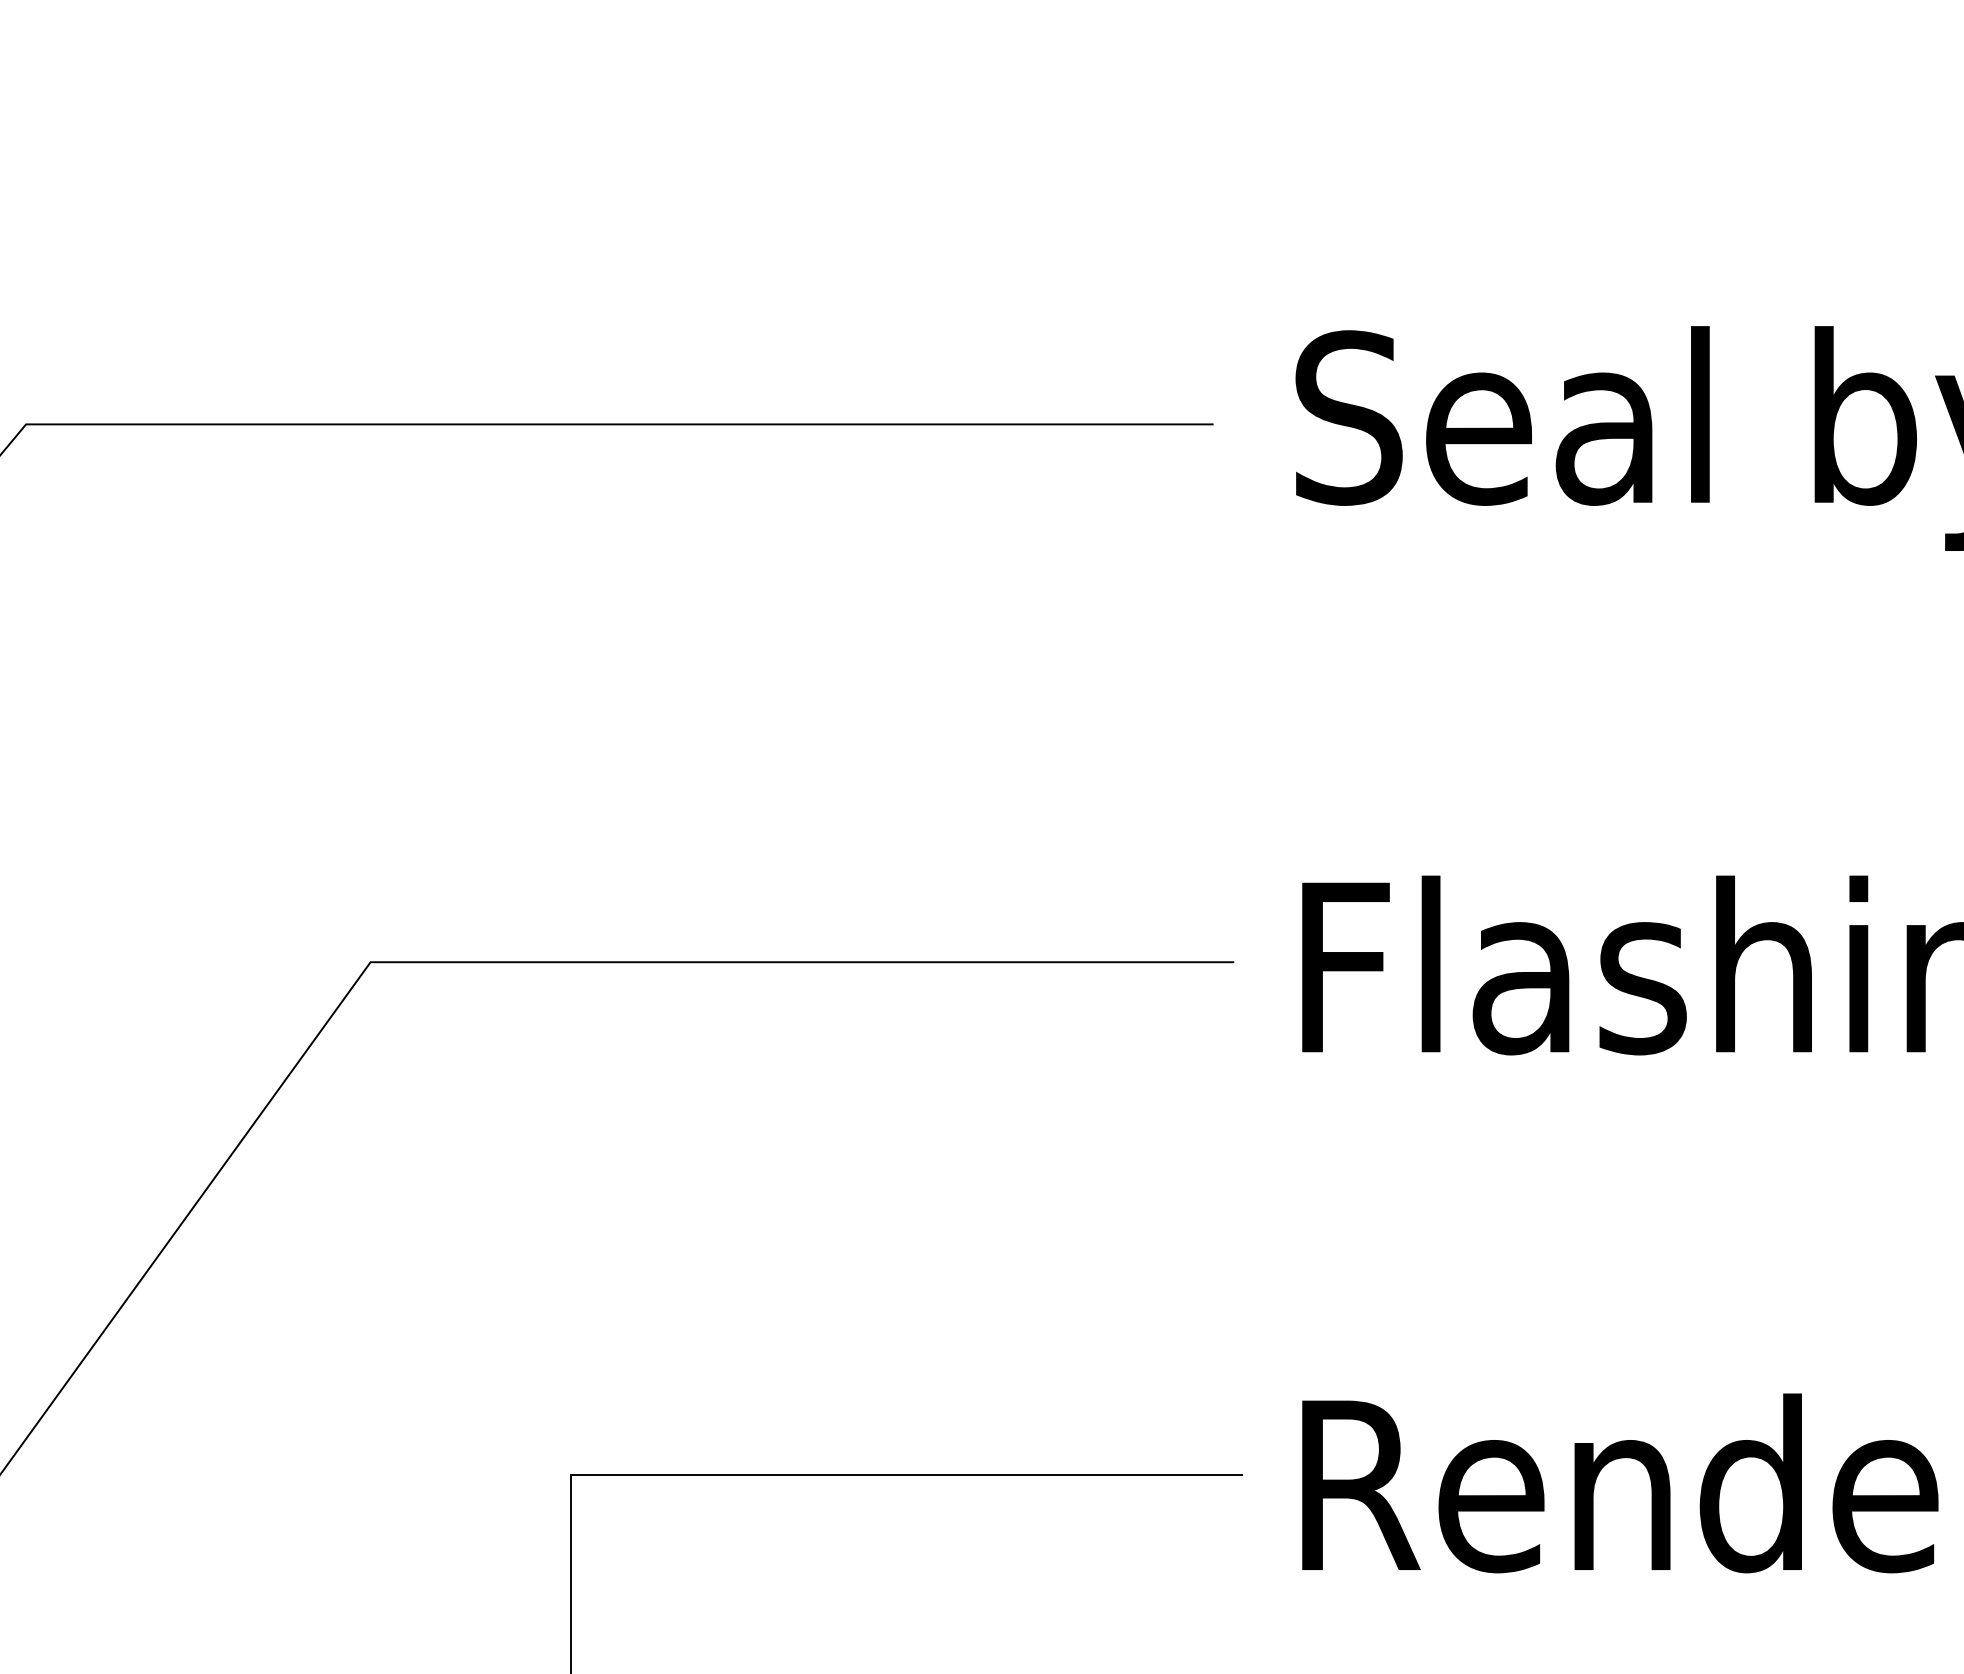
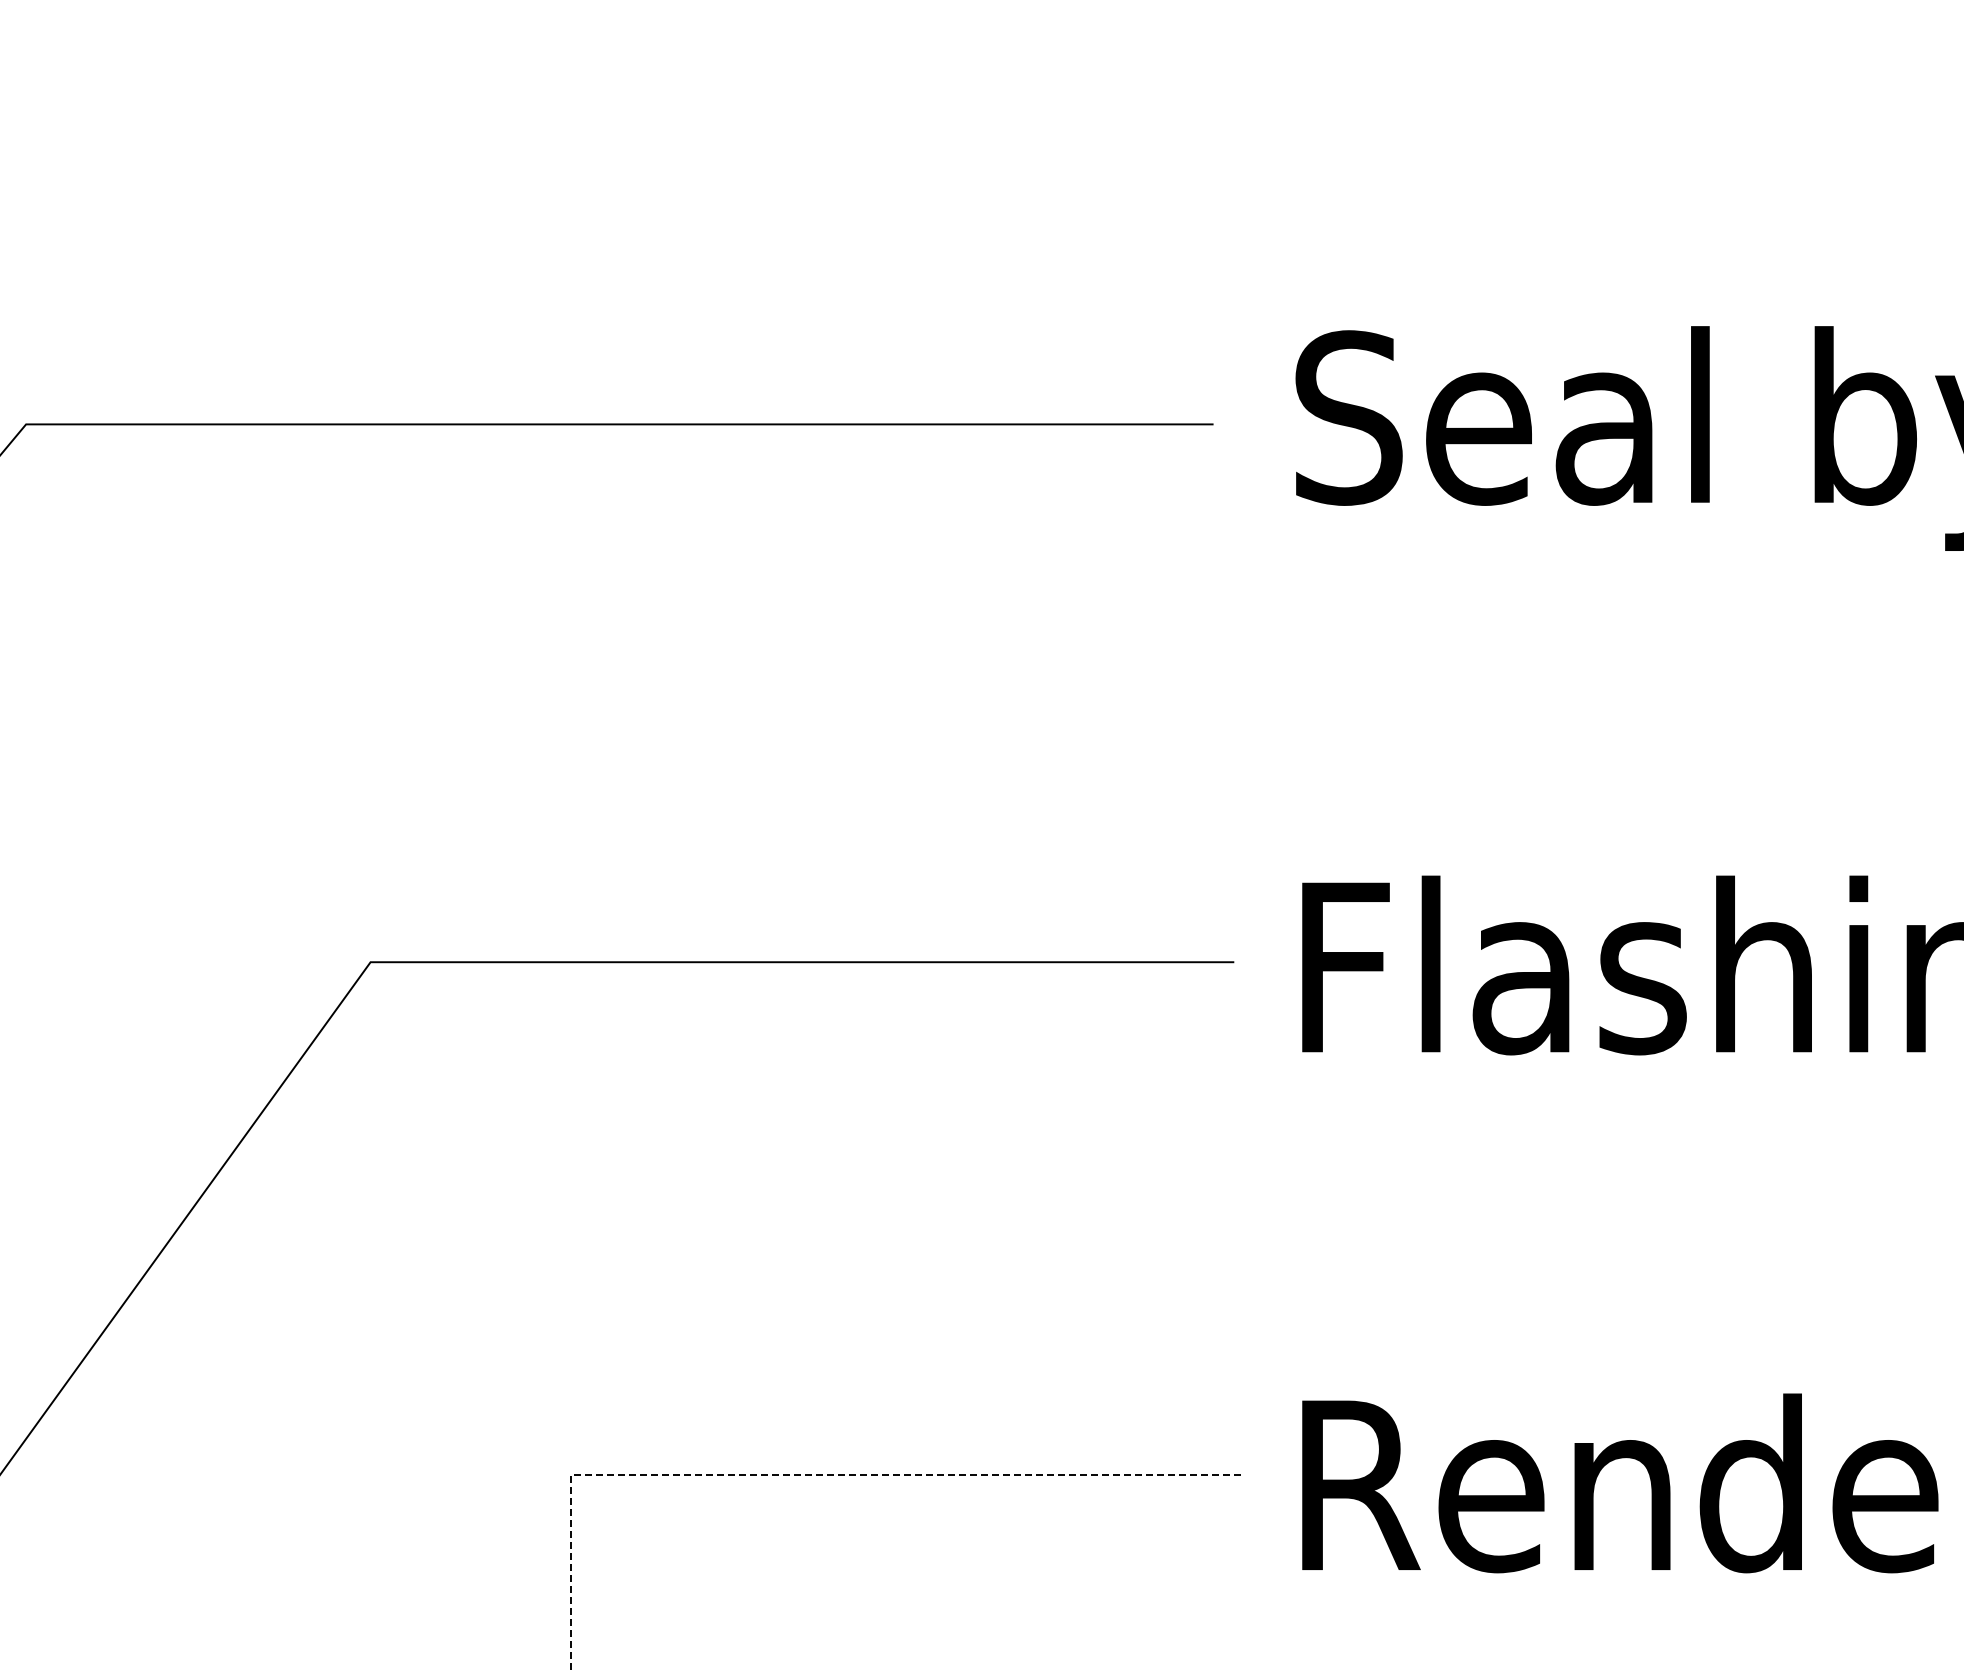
line: solid -> dashed (807, 1475)
